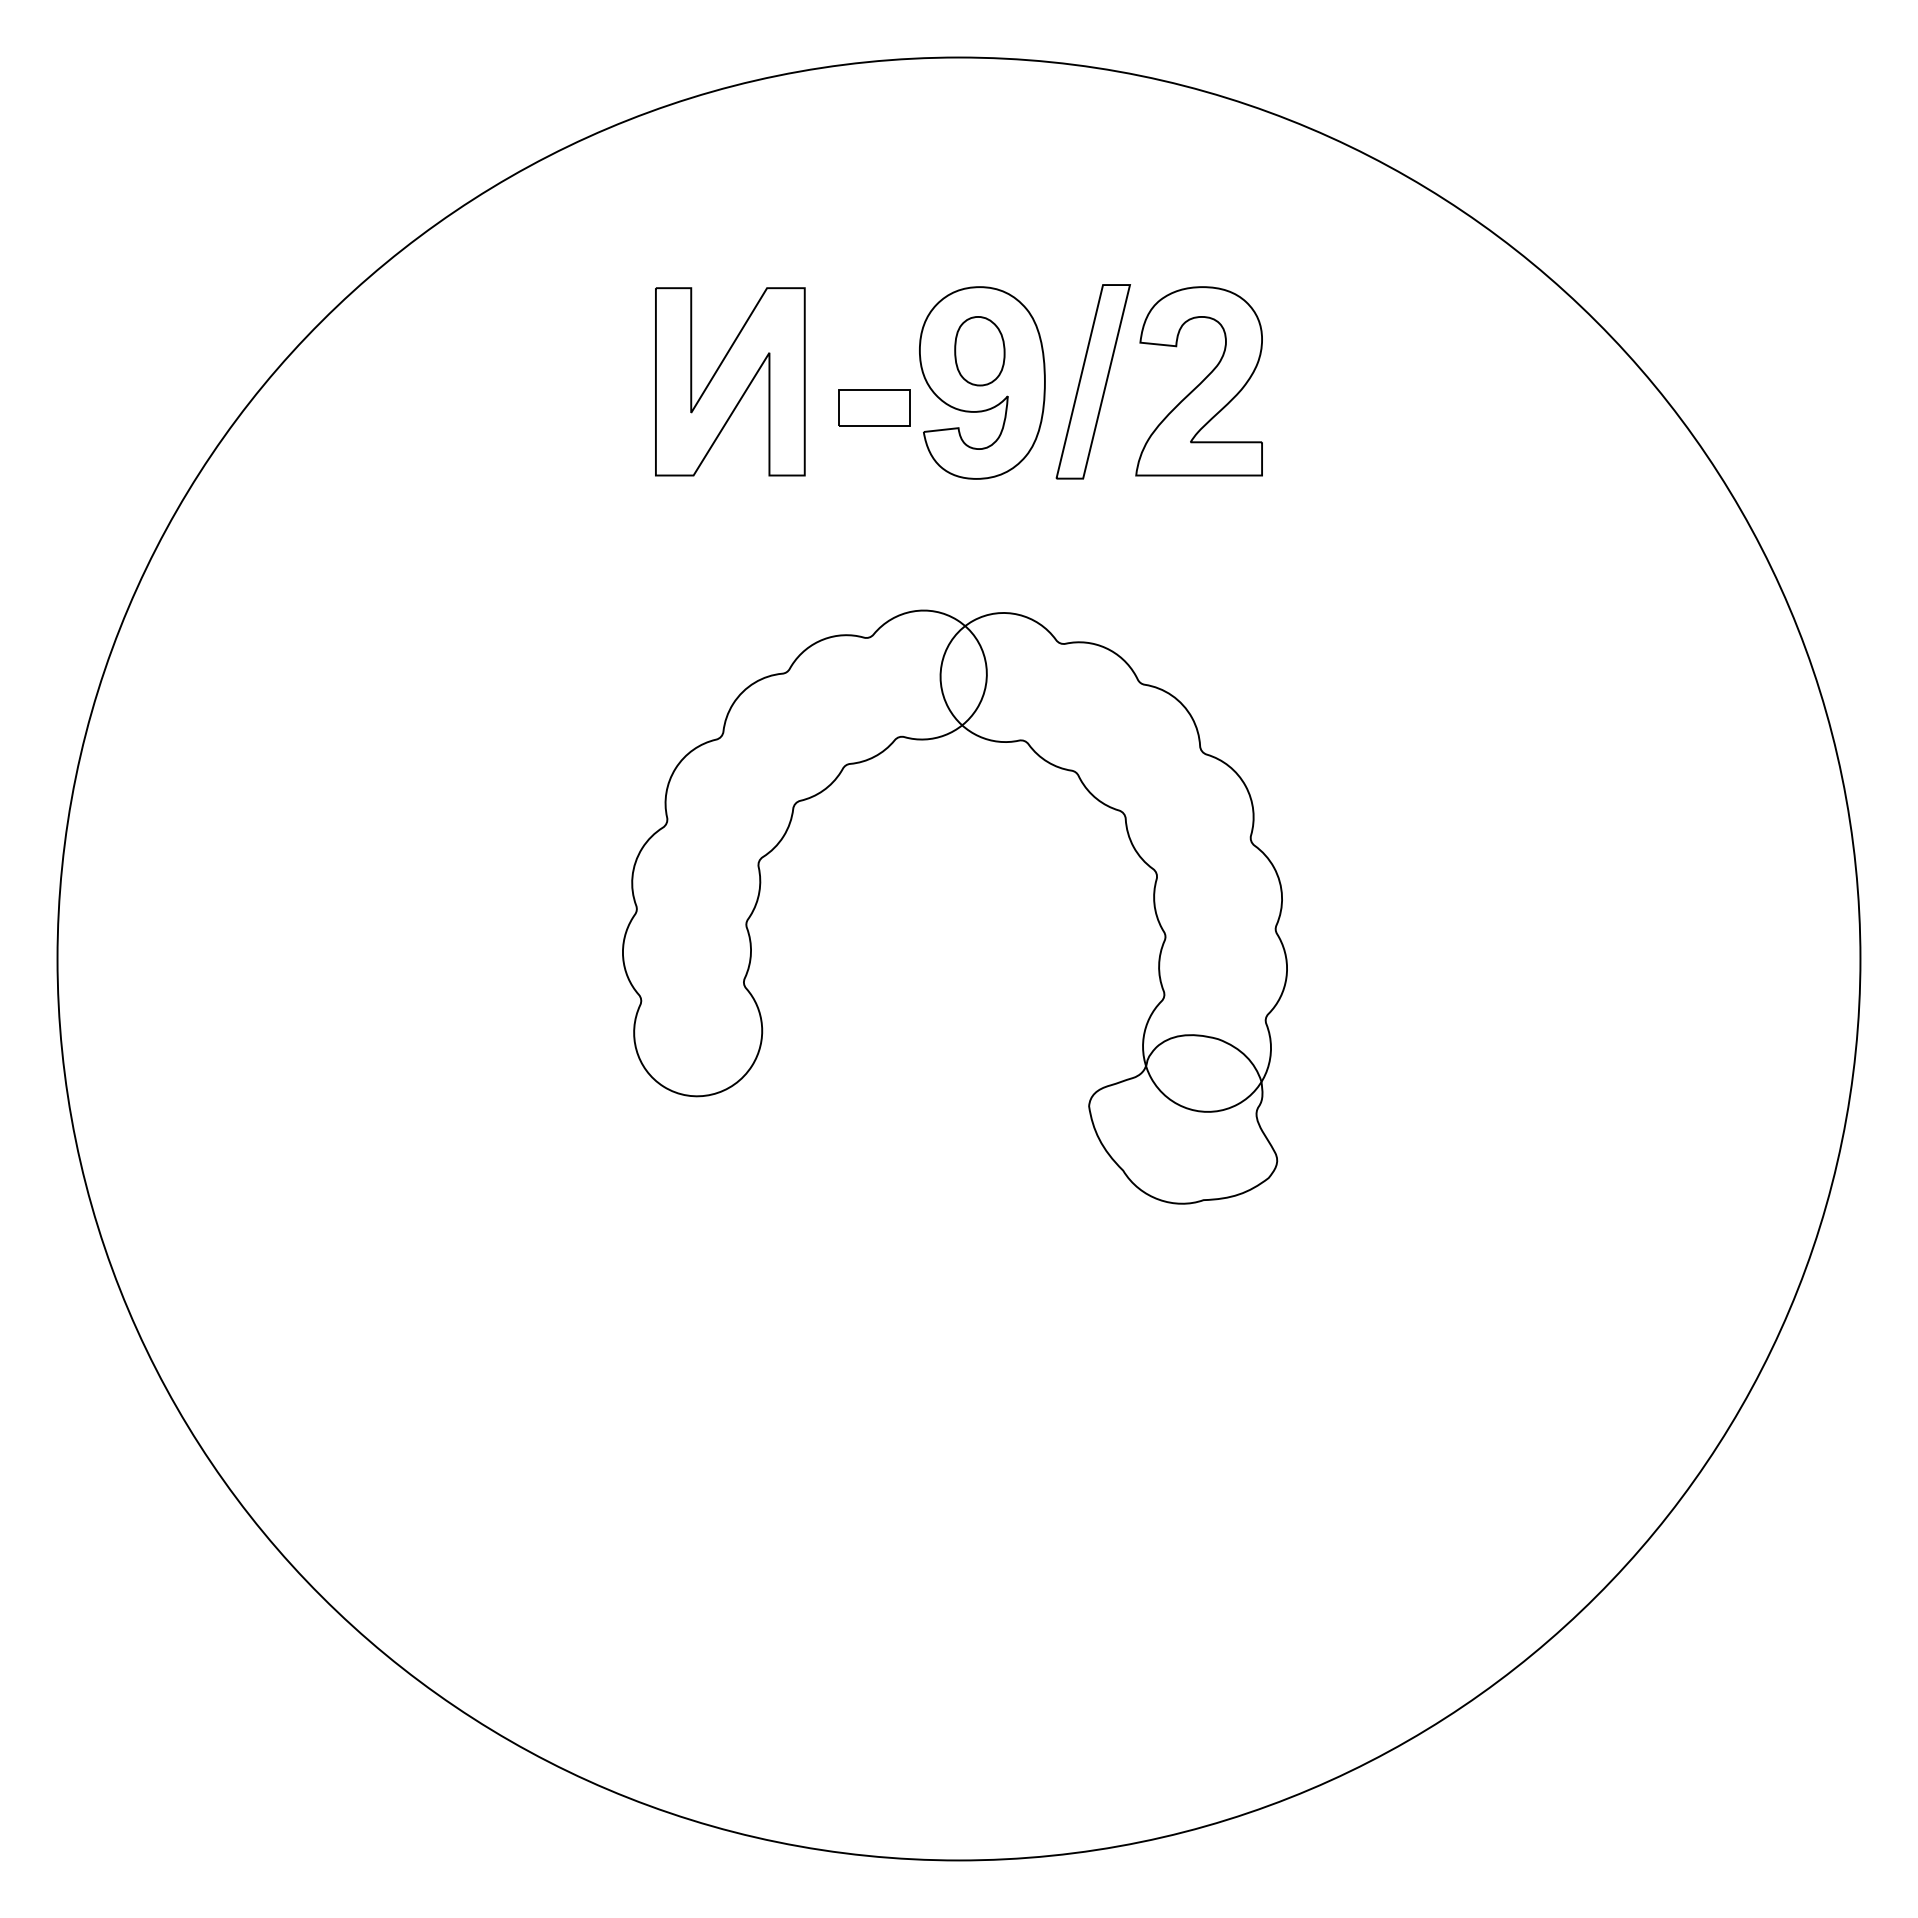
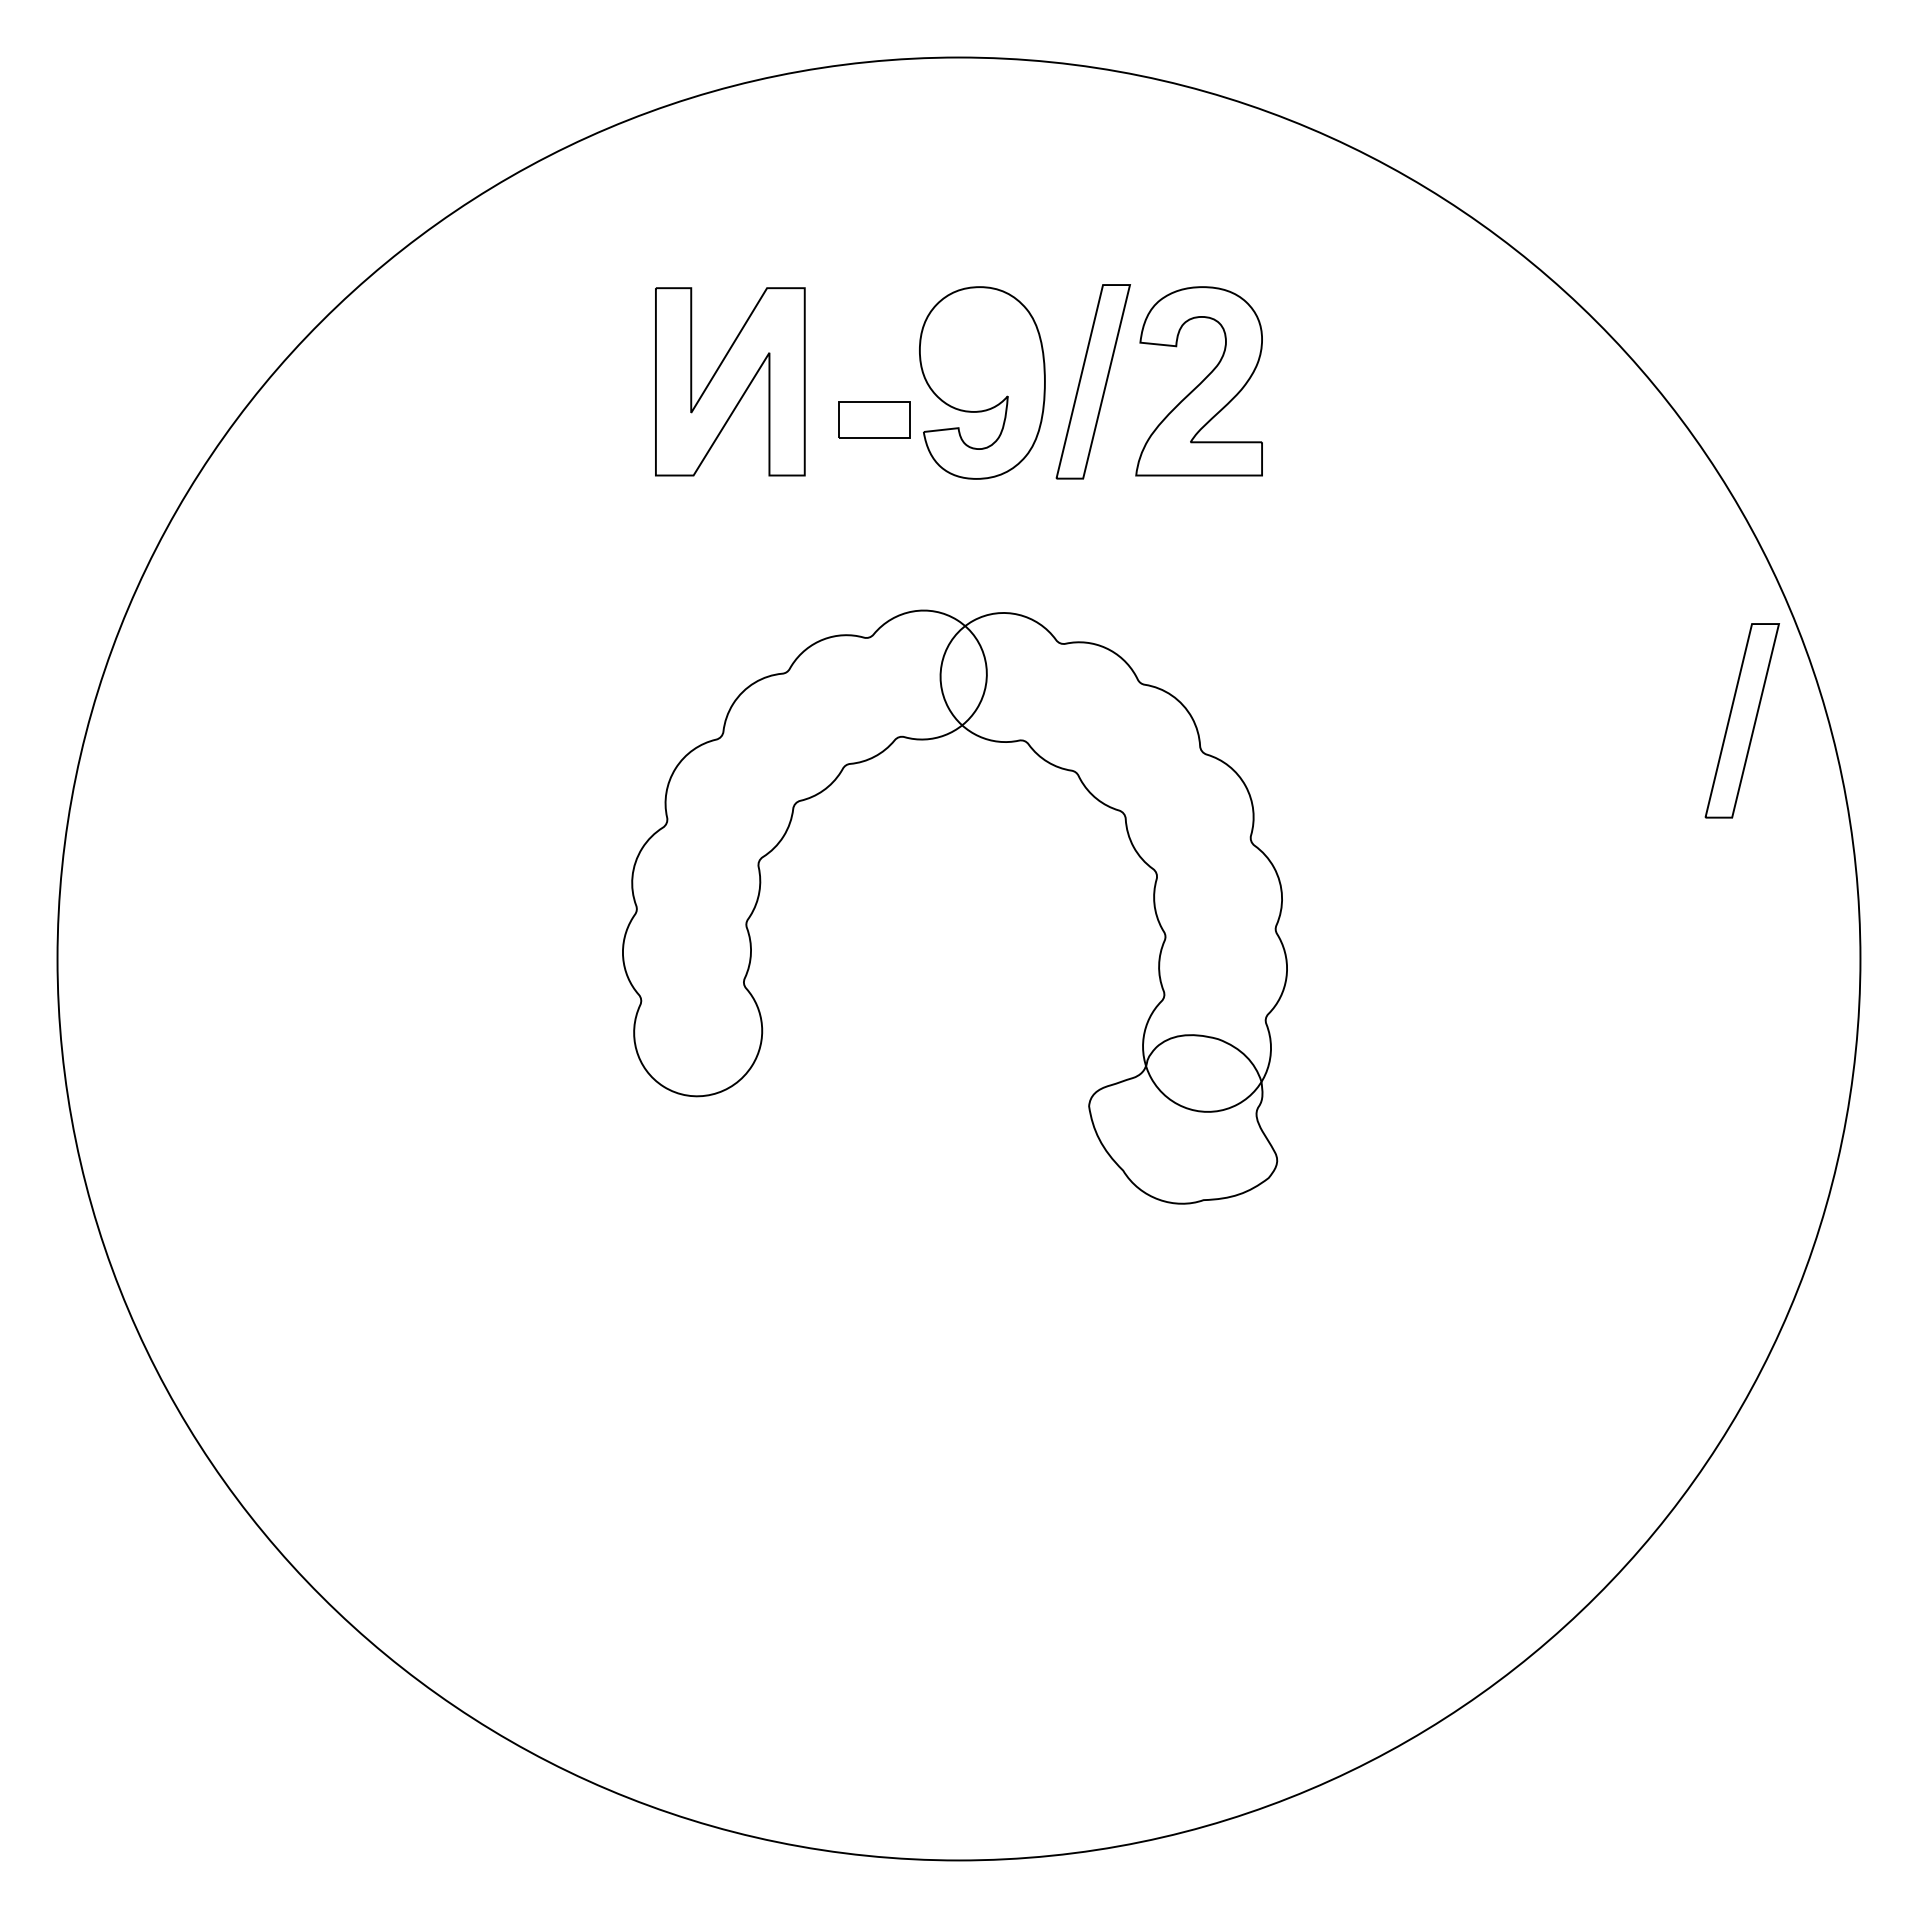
part: present -> none (979, 351)
part position: (874, 407) -> (874, 419) (874, 419)
part: none -> present (1741, 720)
